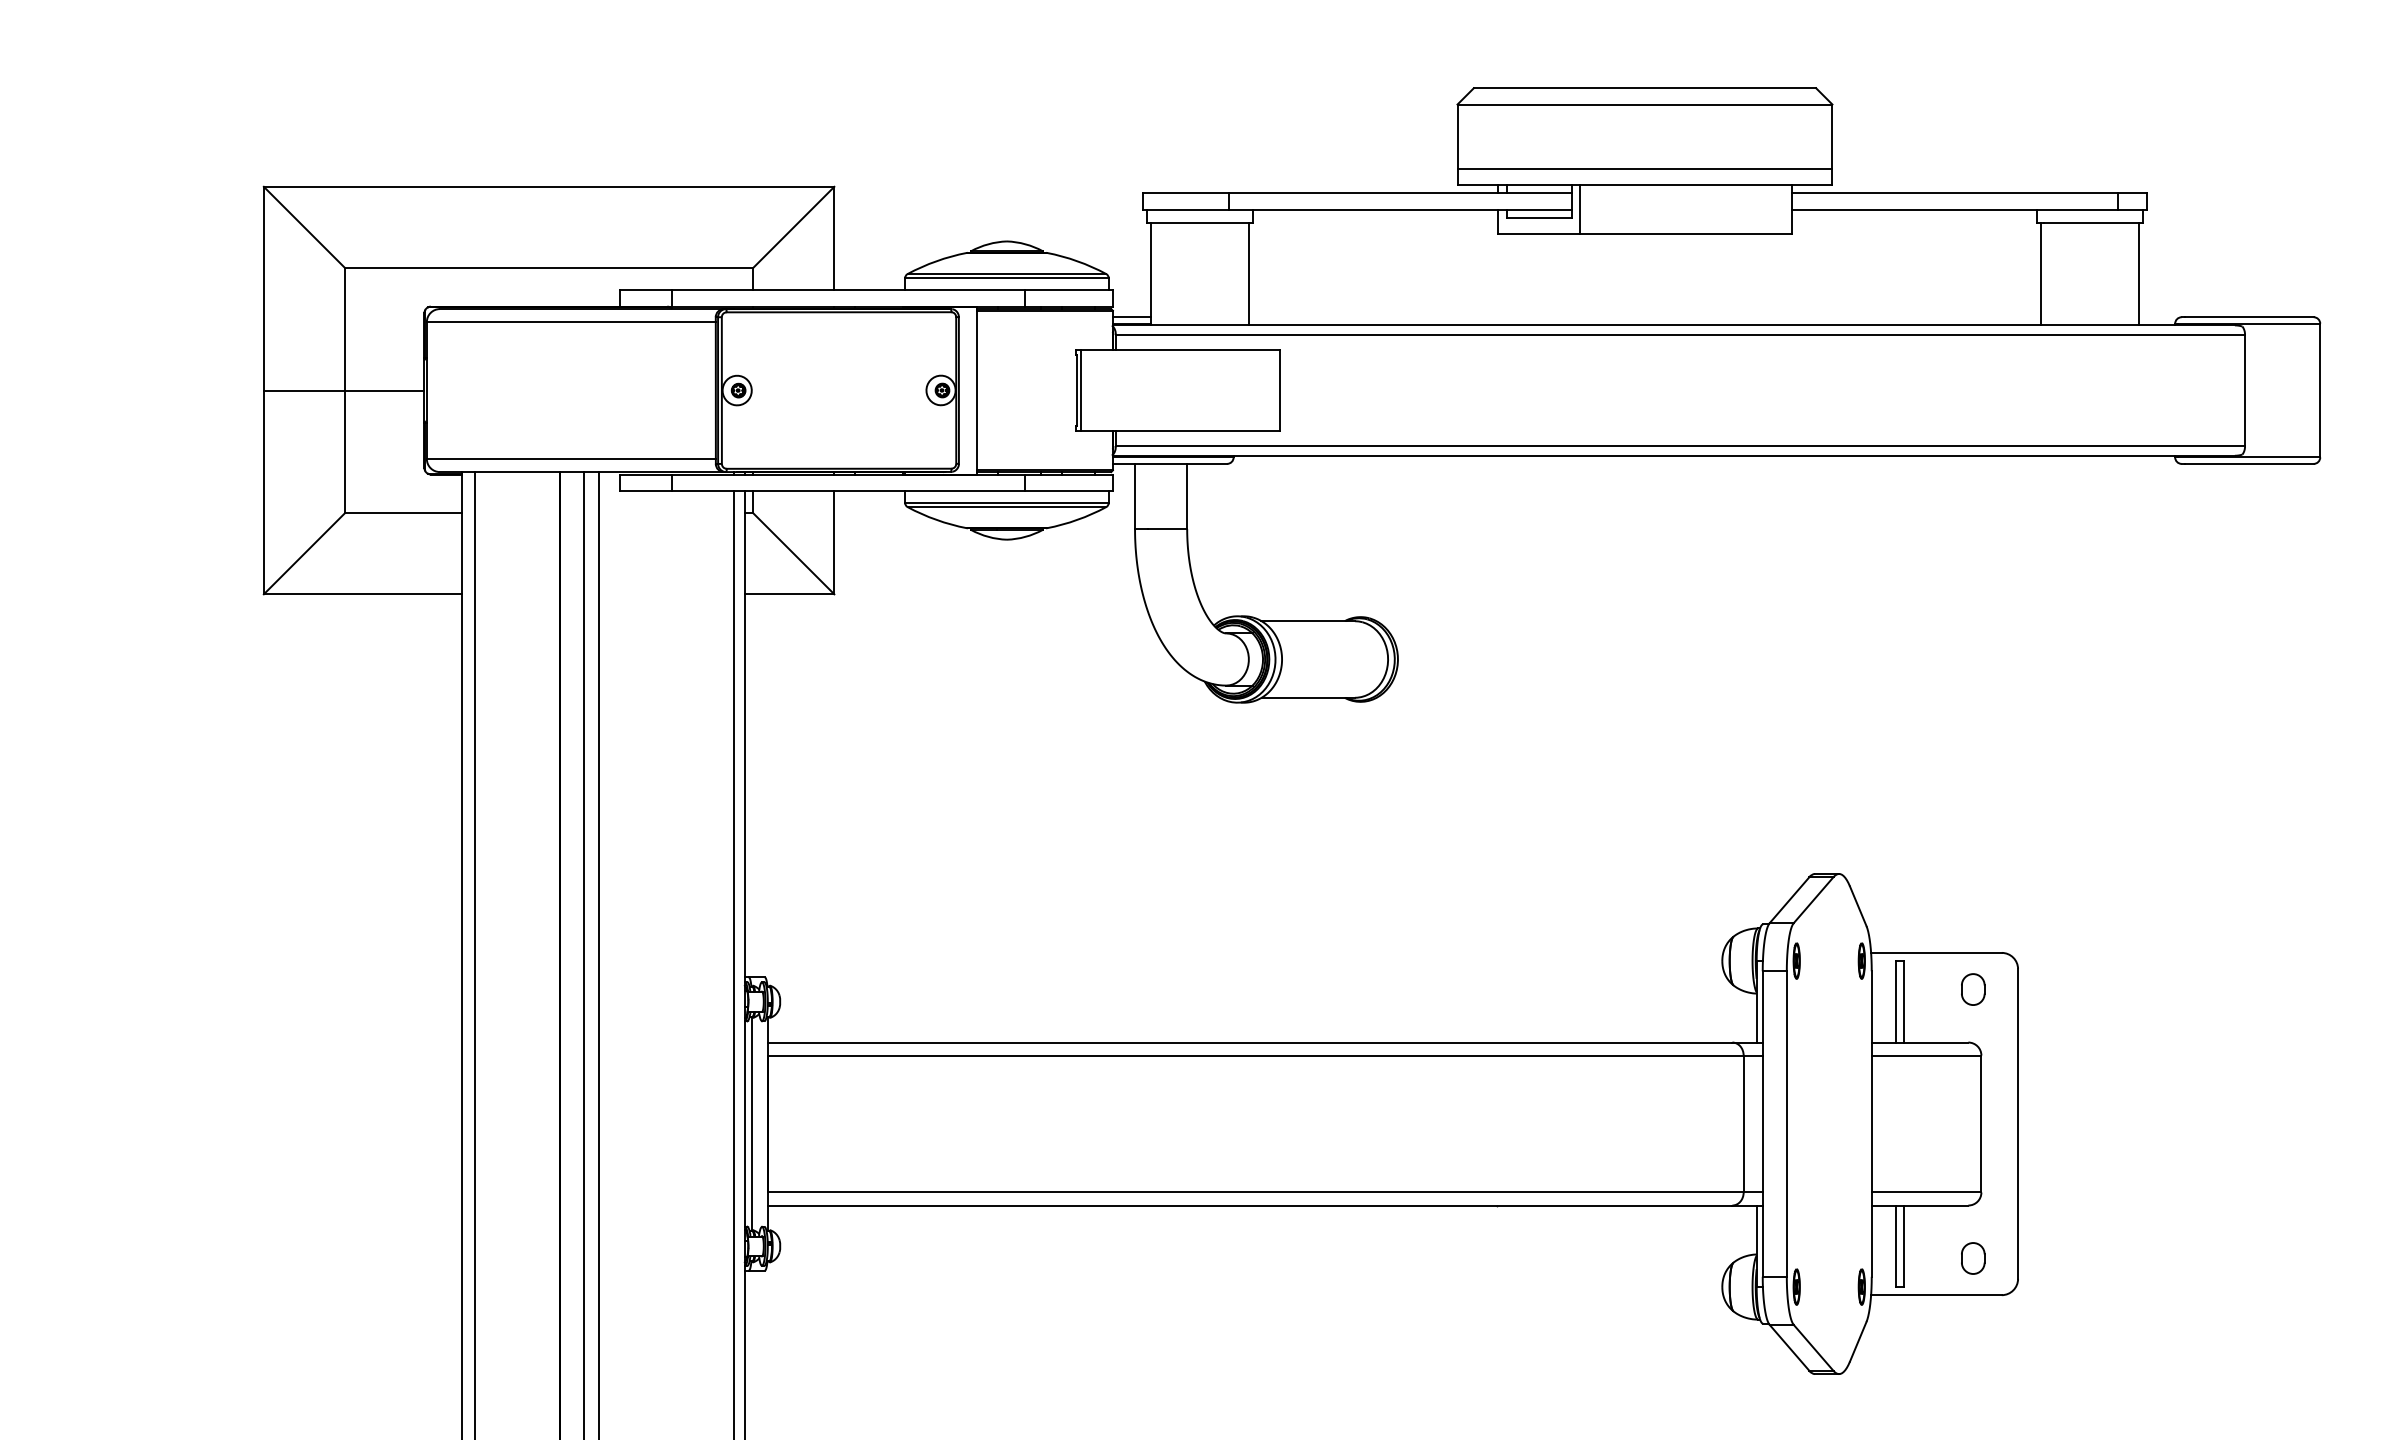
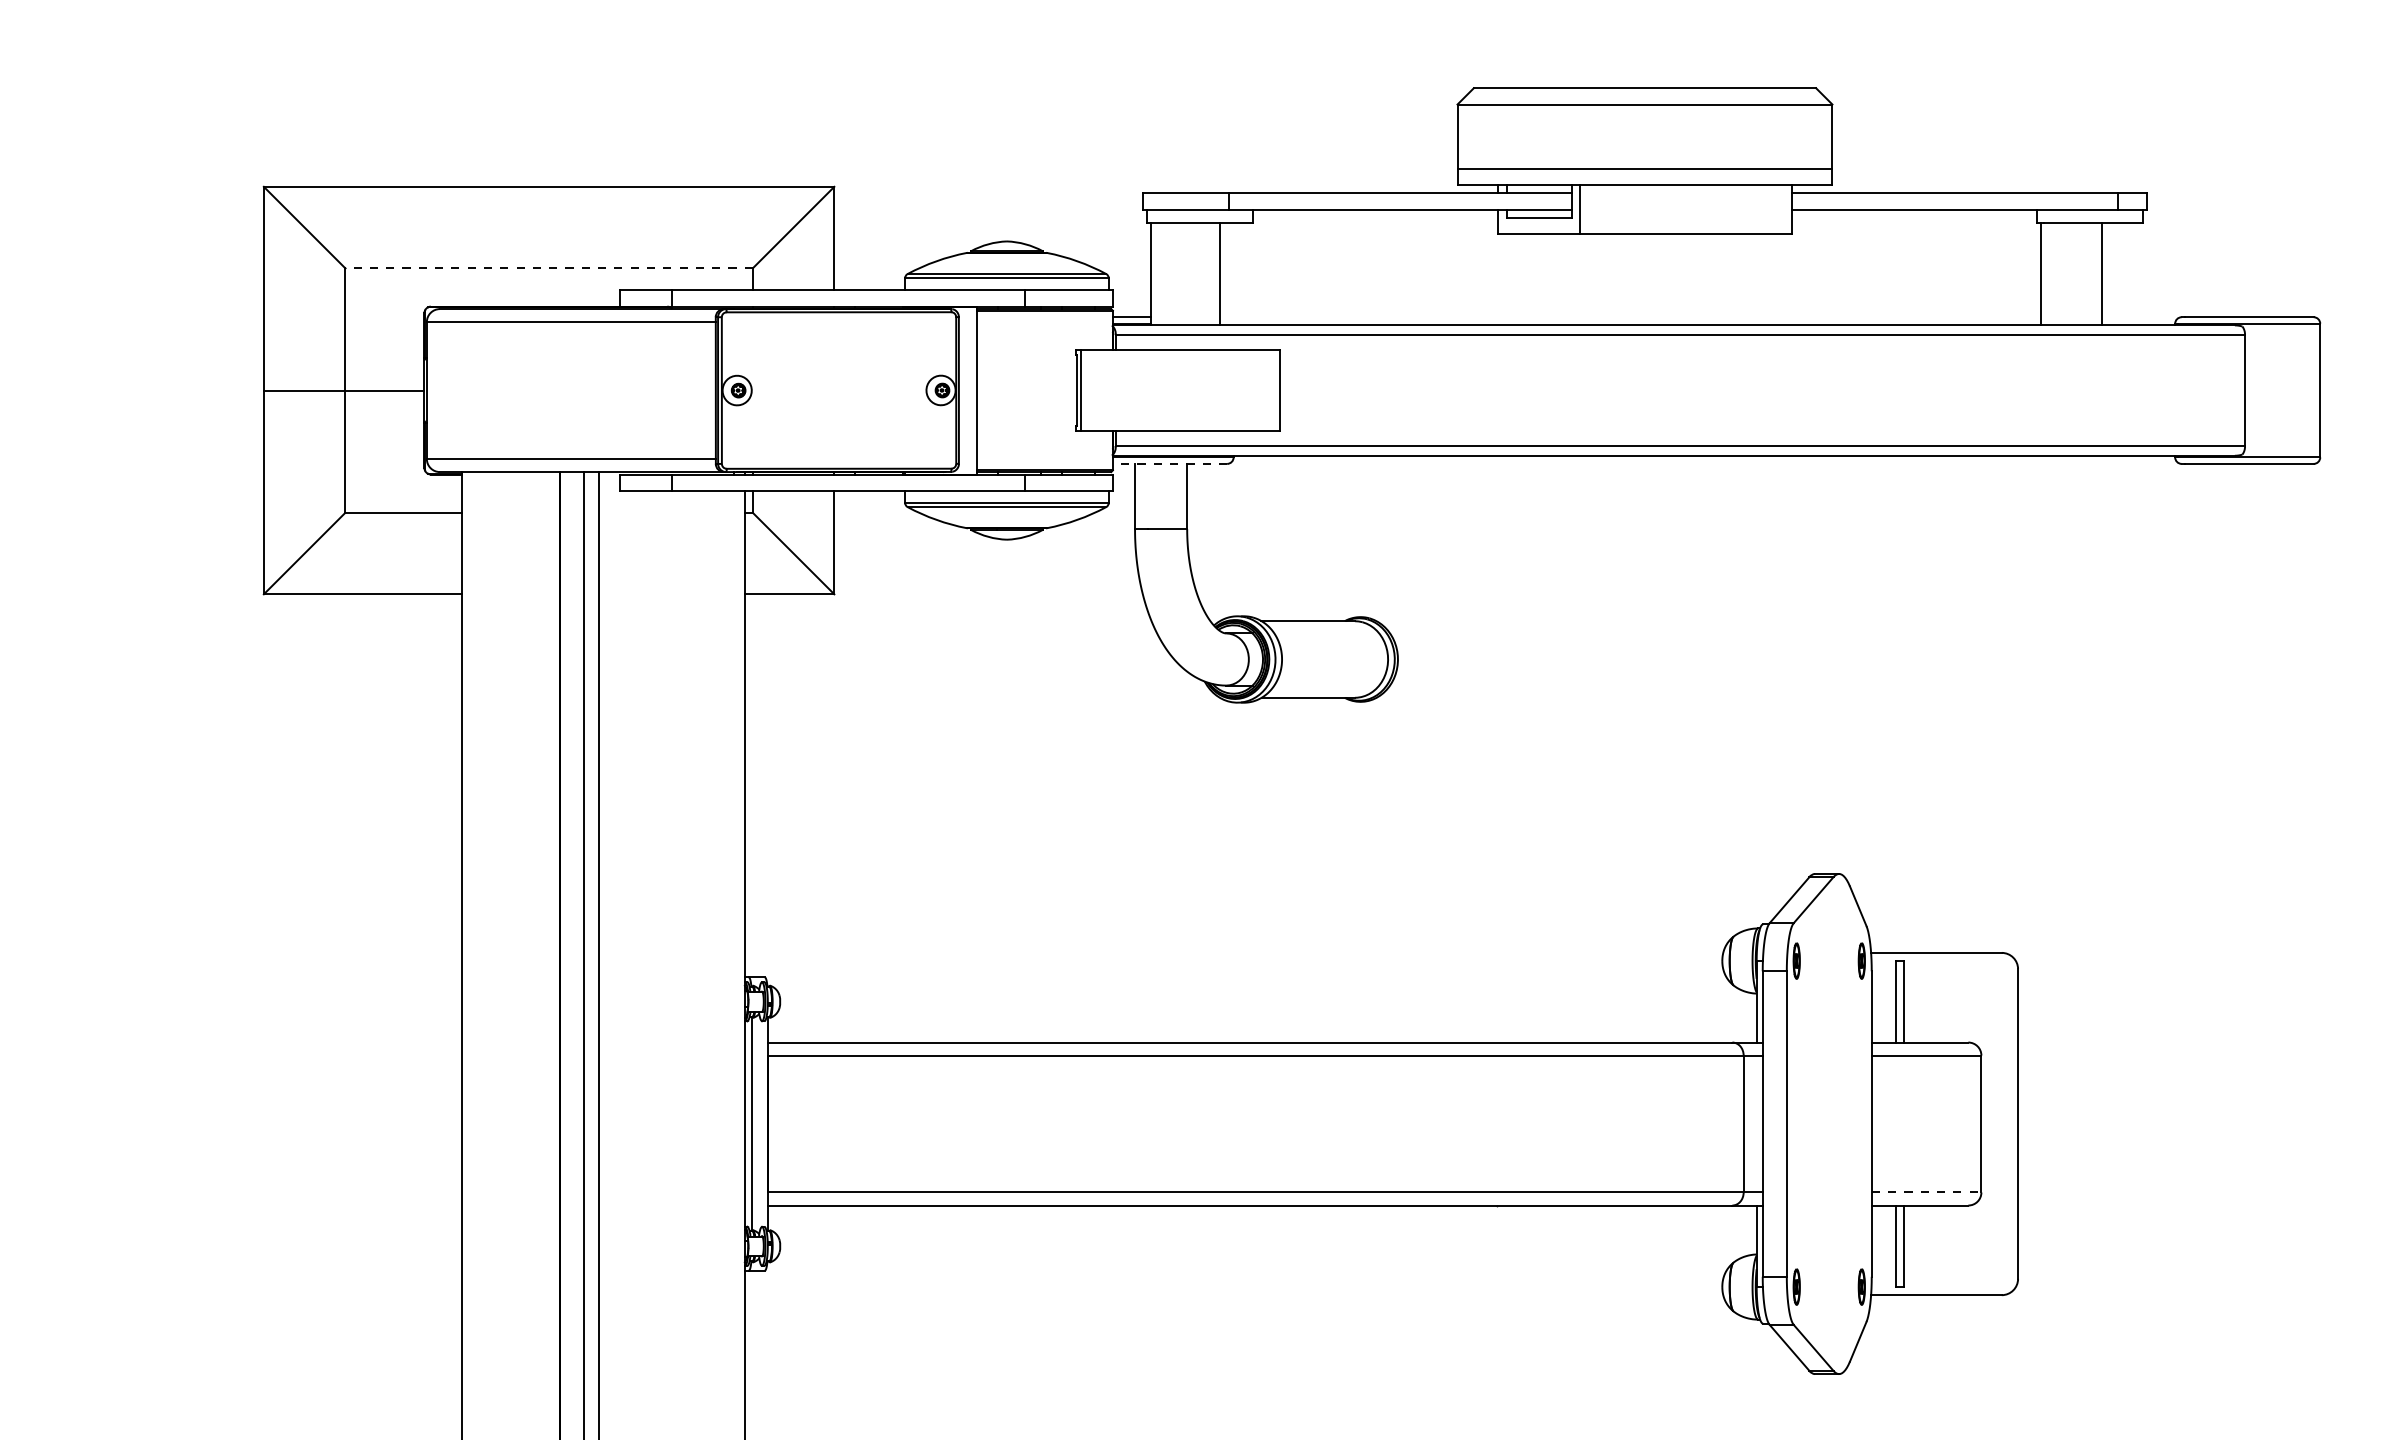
line: solid -> dashed (549, 268)
line position: (1249, 273) -> (1220, 273) (1220, 273)
line position: (2138, 273) -> (2101, 273) (2101, 273)
line: solid -> dashed (1169, 463)
line: present -> none (475, 954)
line: present -> none (733, 963)
part: present -> none (1973, 989)
line: solid -> dashed (1926, 1192)
part: present -> none (1973, 1258)
